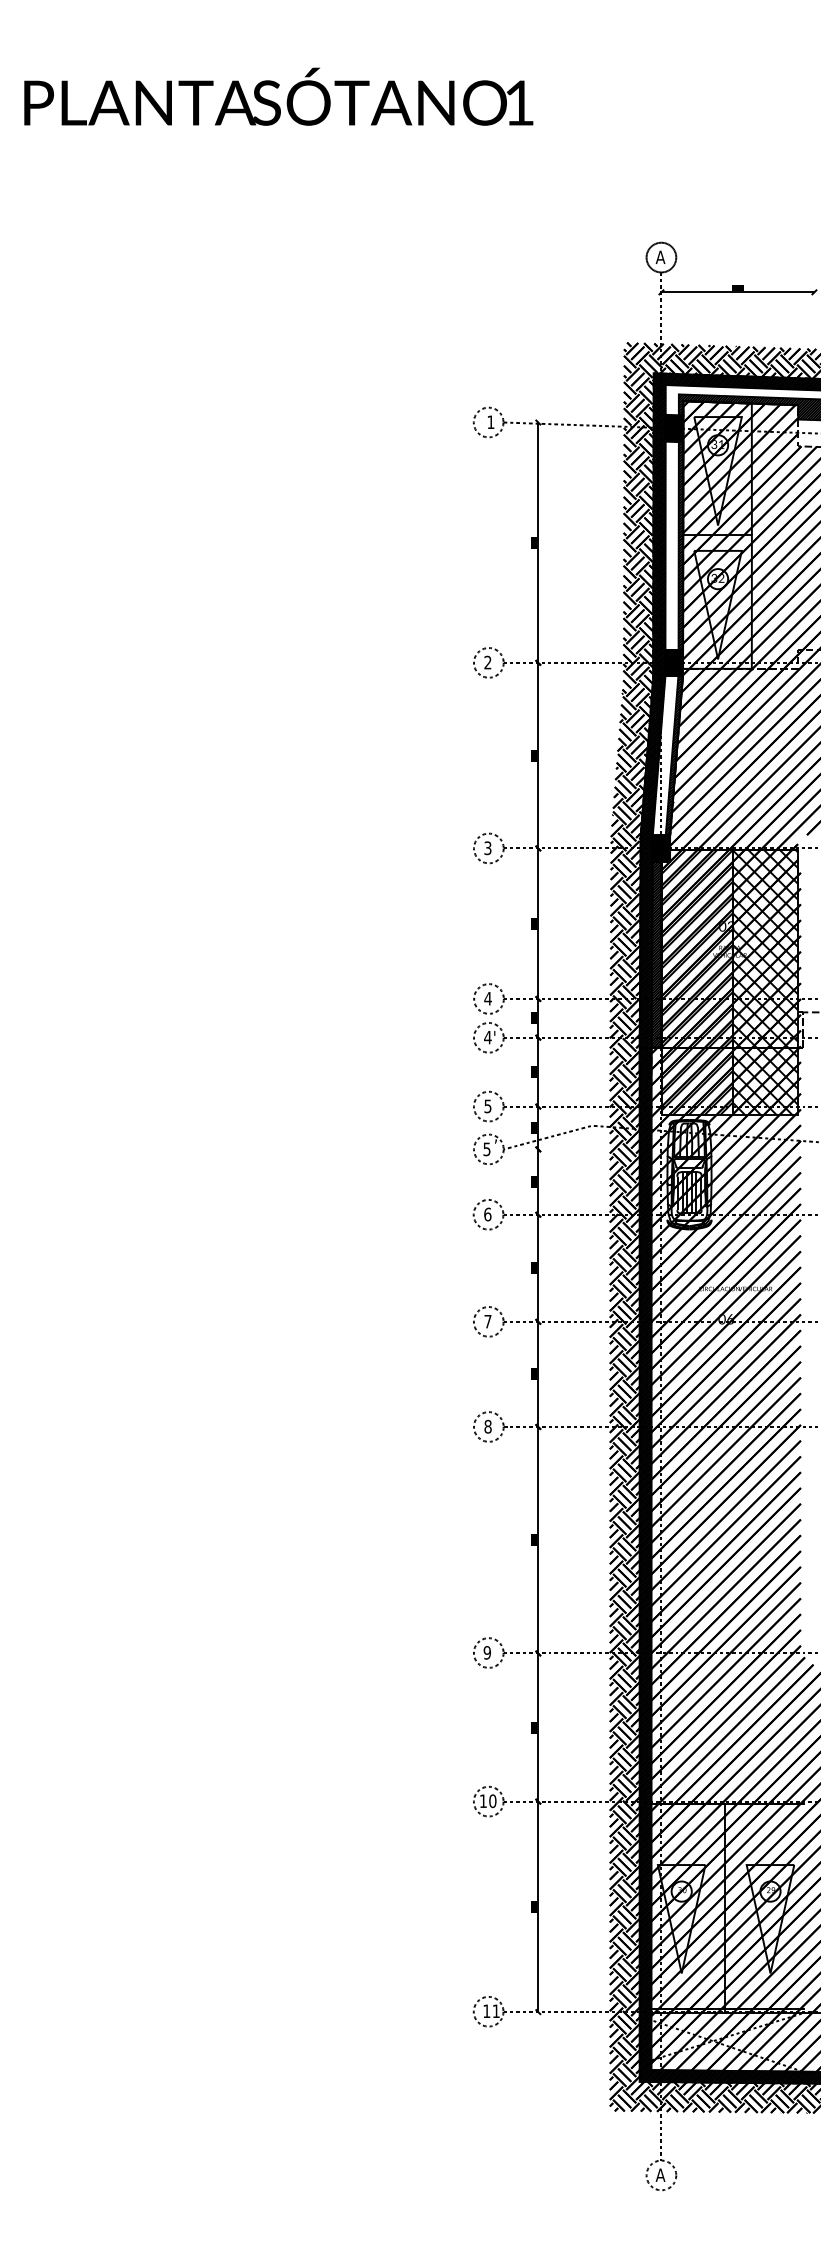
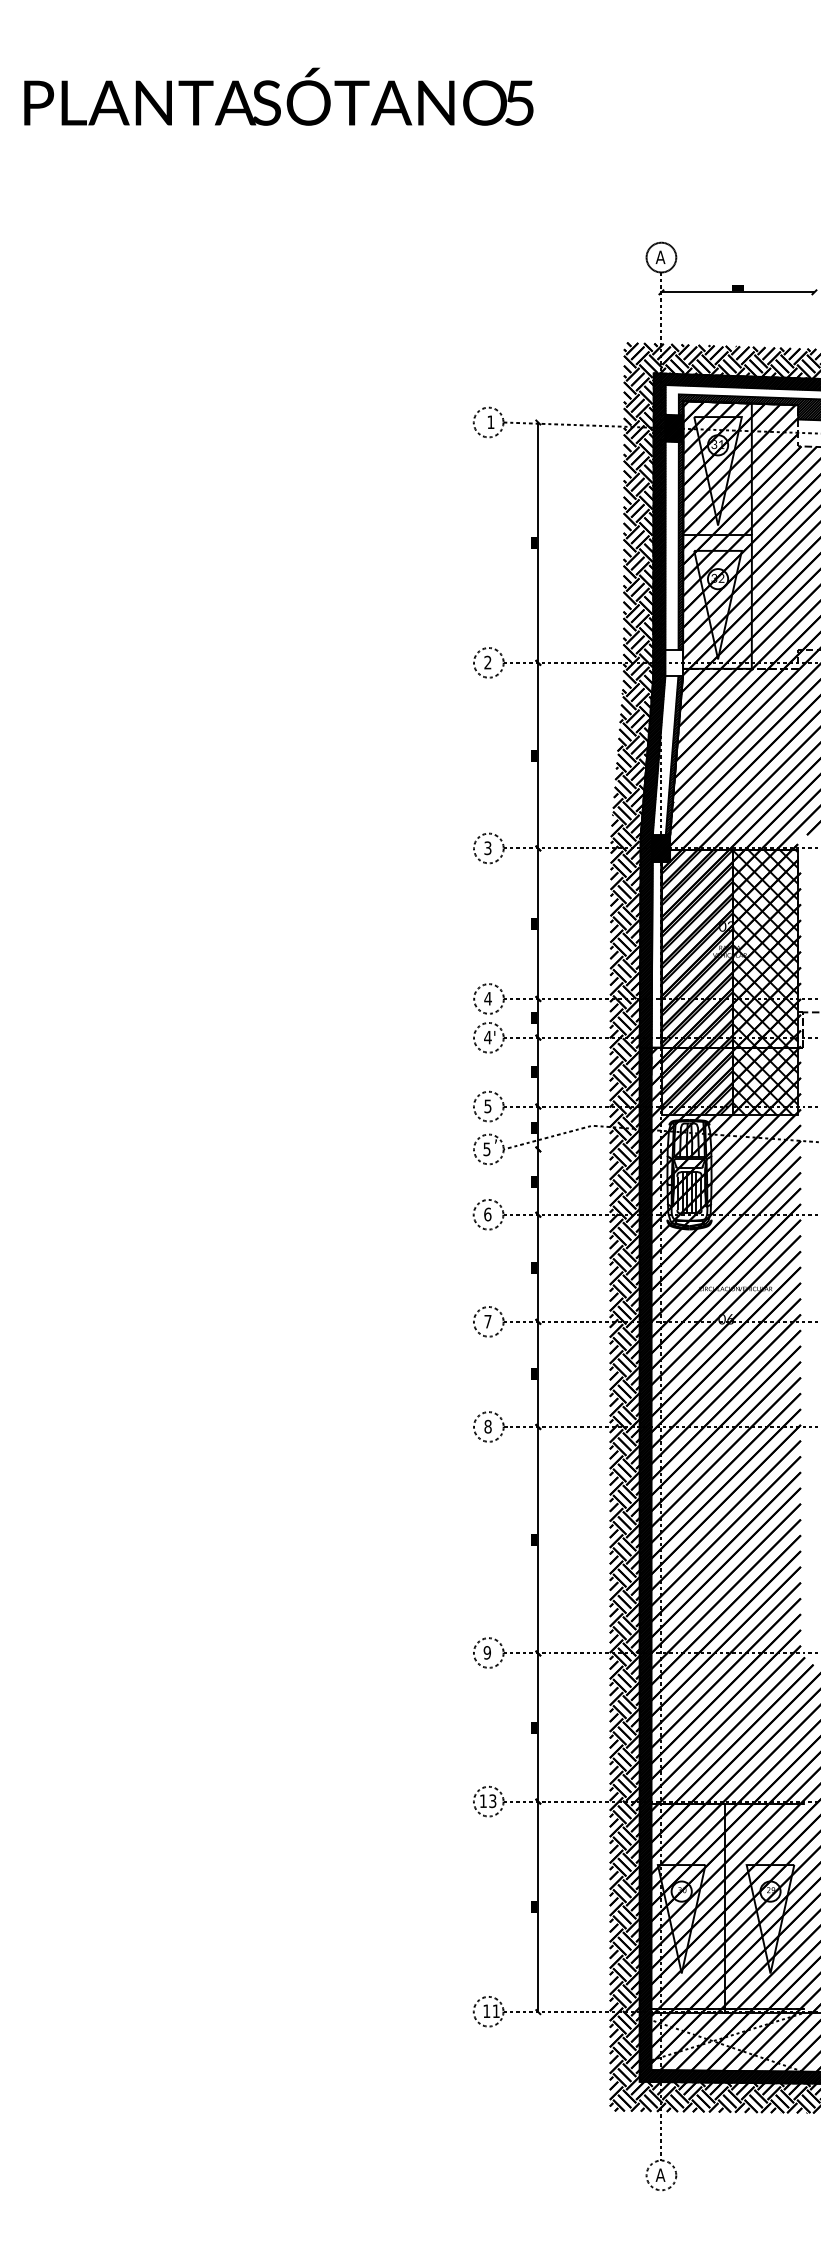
text: 1 -> 5 (519, 102)
hatch: present -> none (673, 662)
hatch: present -> none (656, 954)
text: 10 -> 13 (492, 1801)
